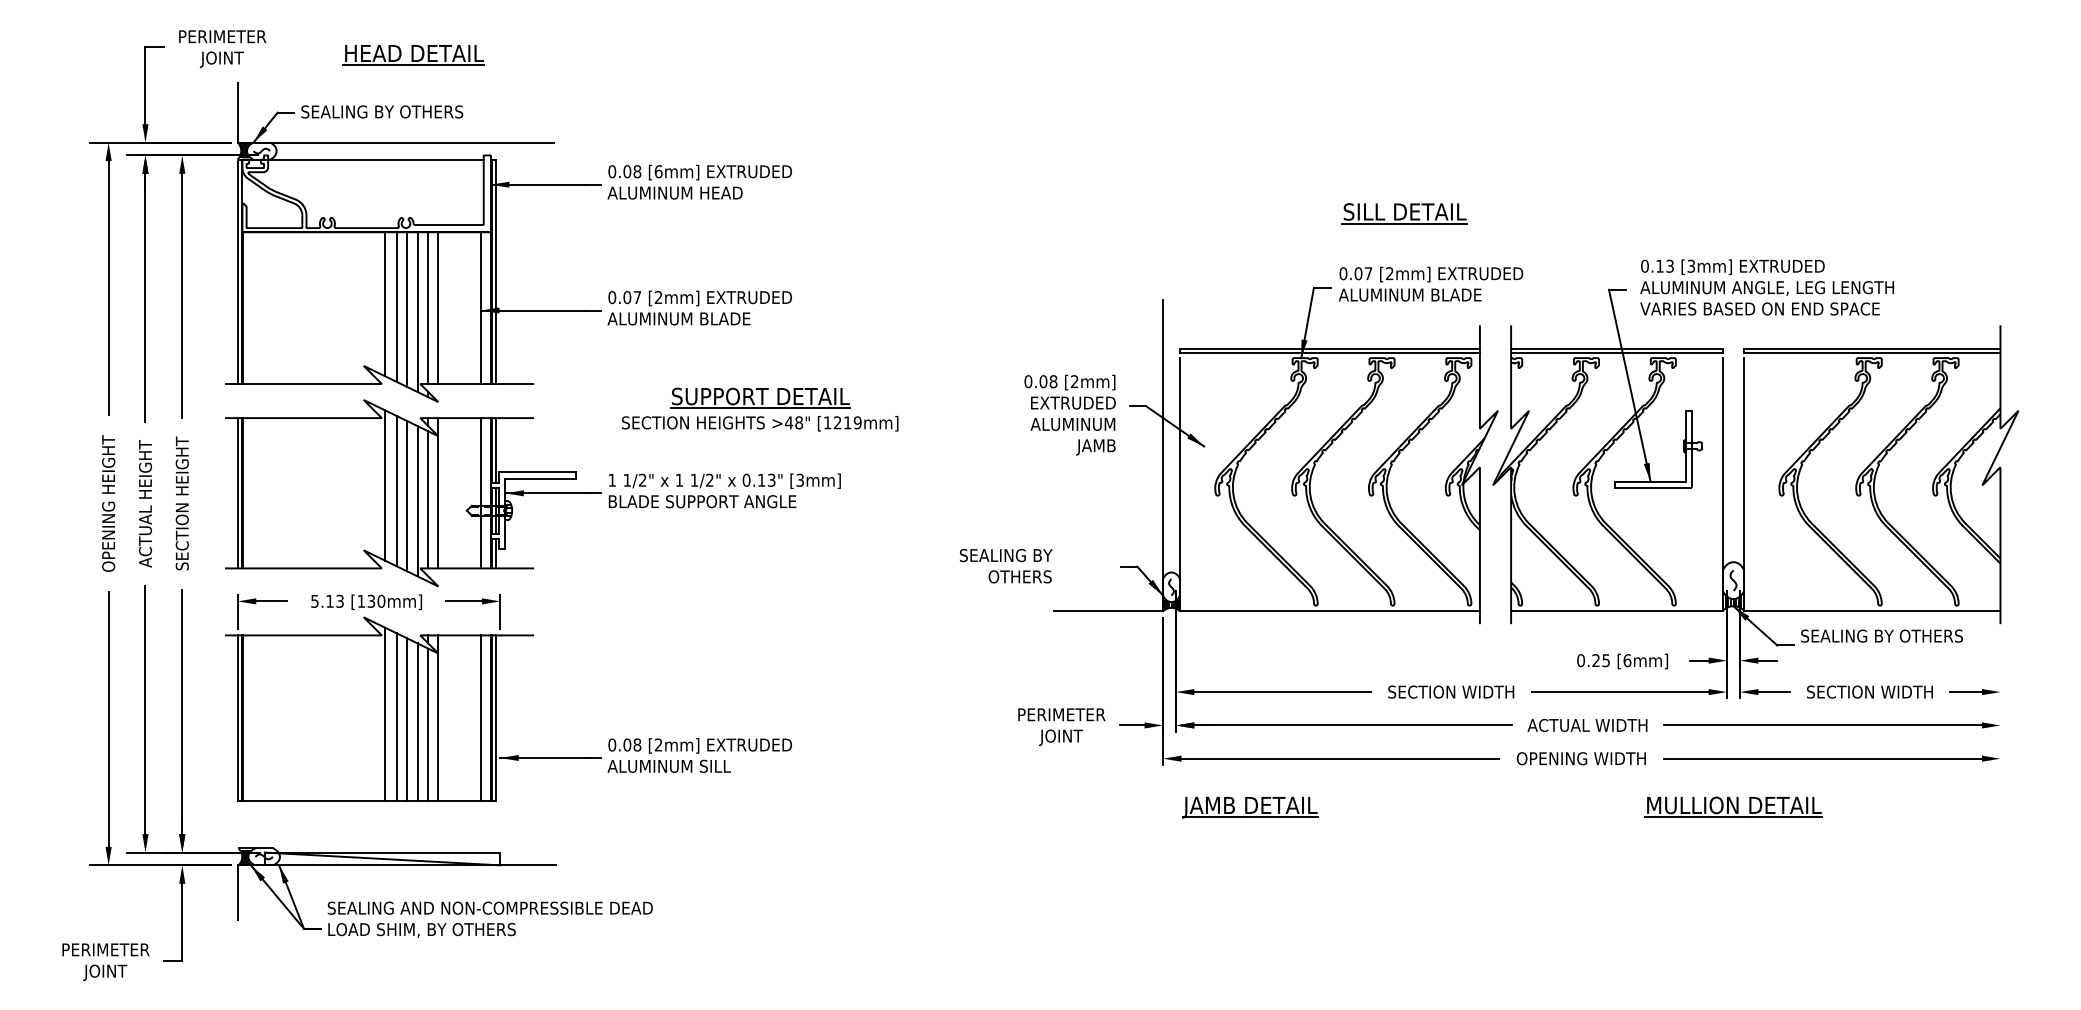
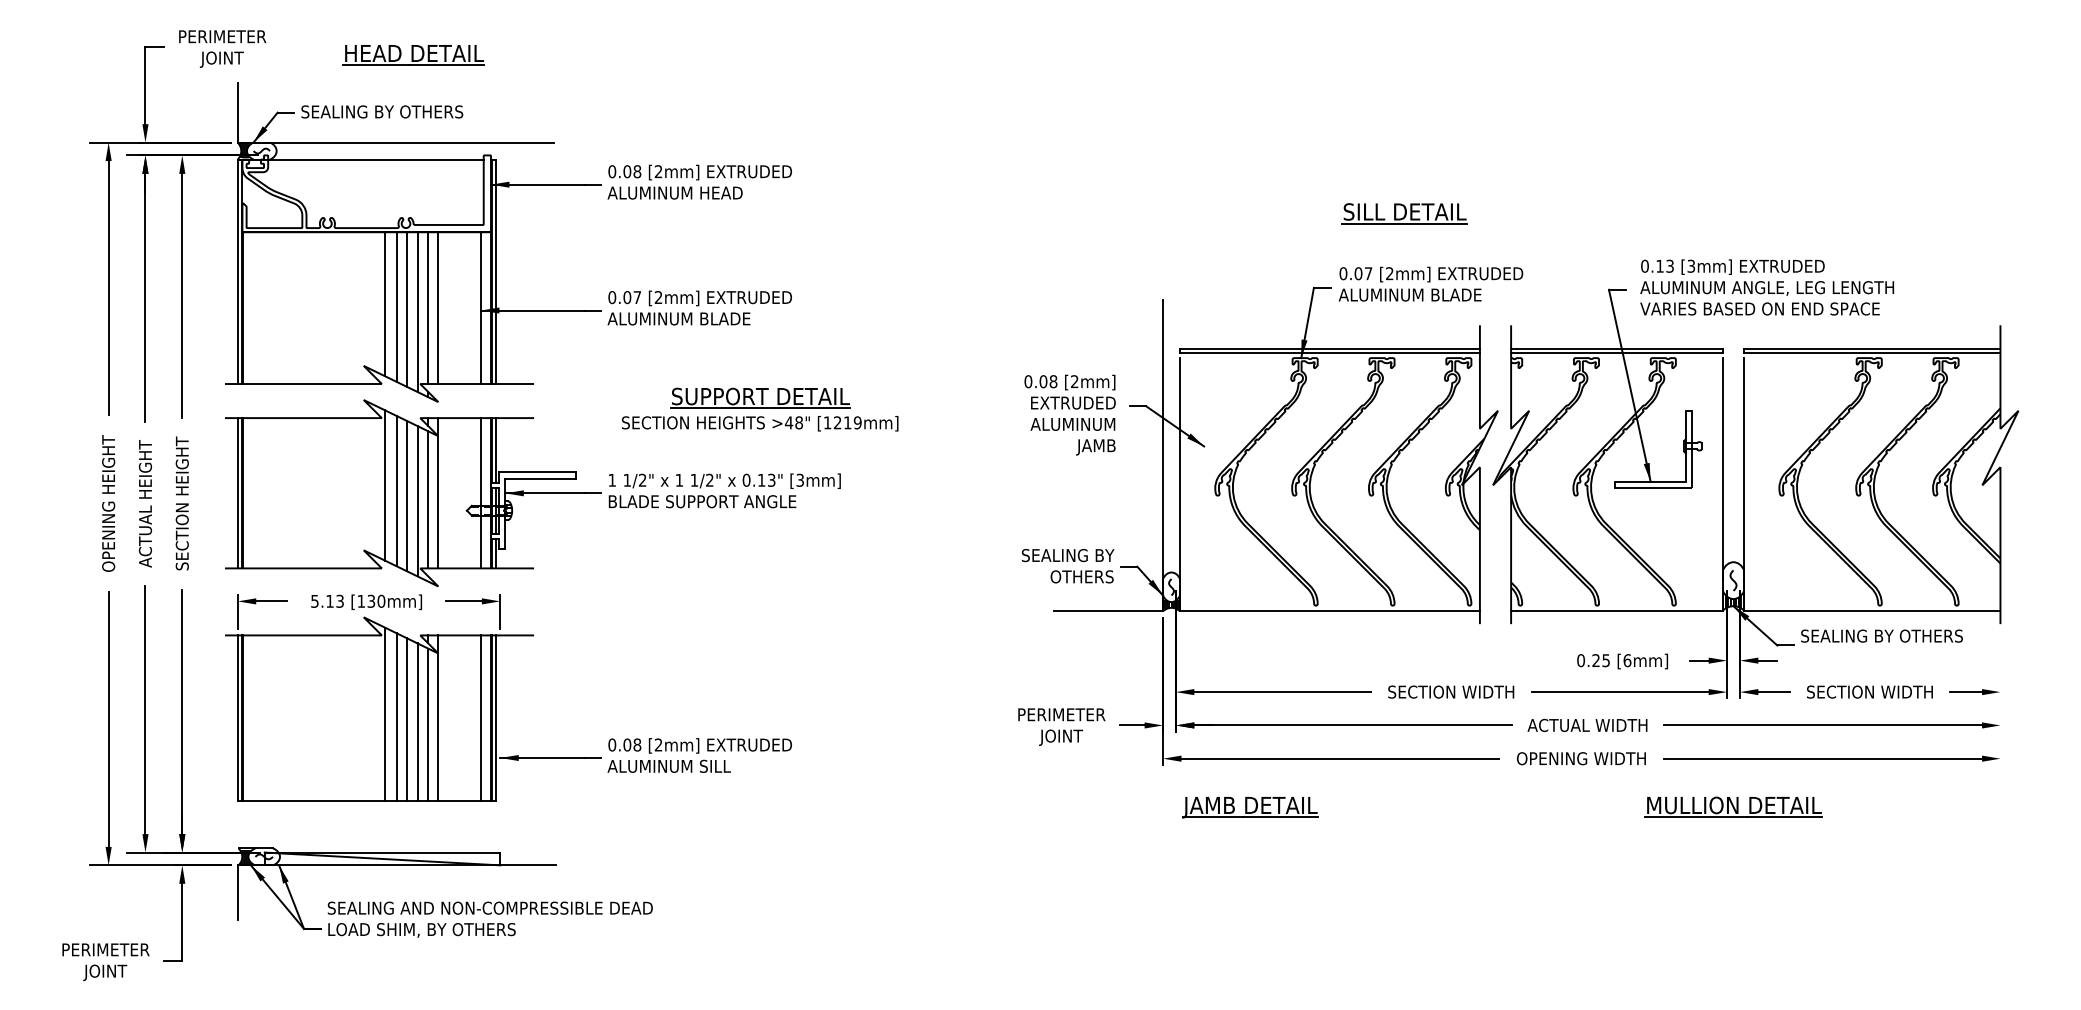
text: [6mm] -> [2mm] (658, 171)
text position: (1006, 566) -> (1068, 566) (1068, 566)
